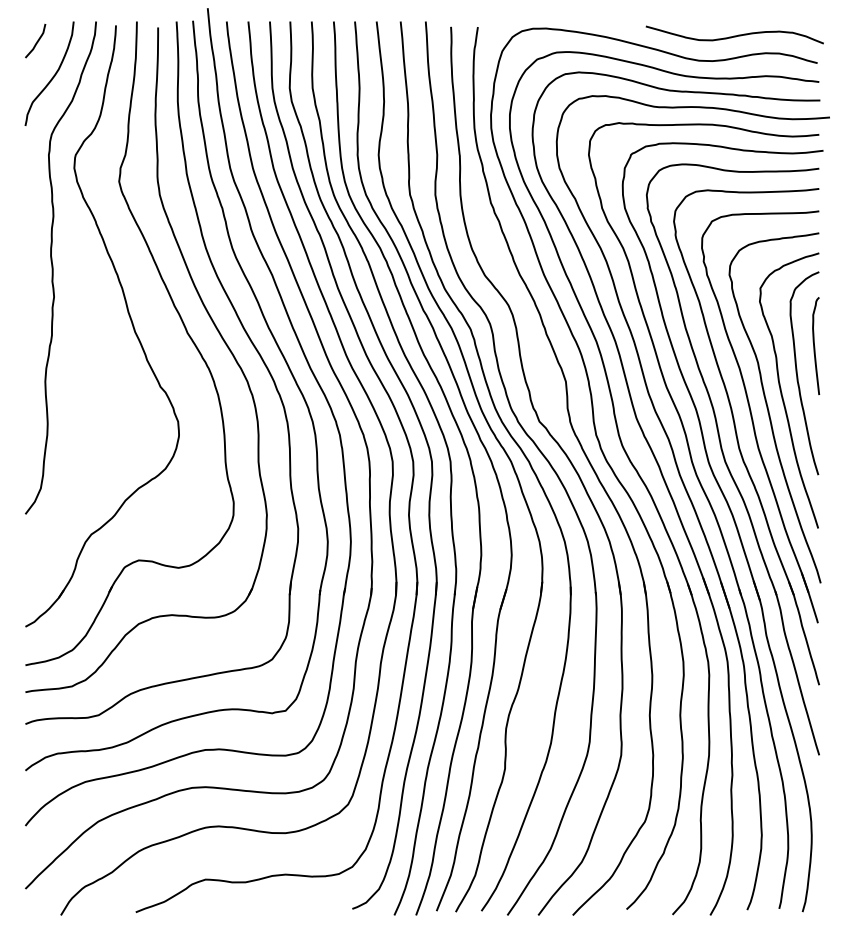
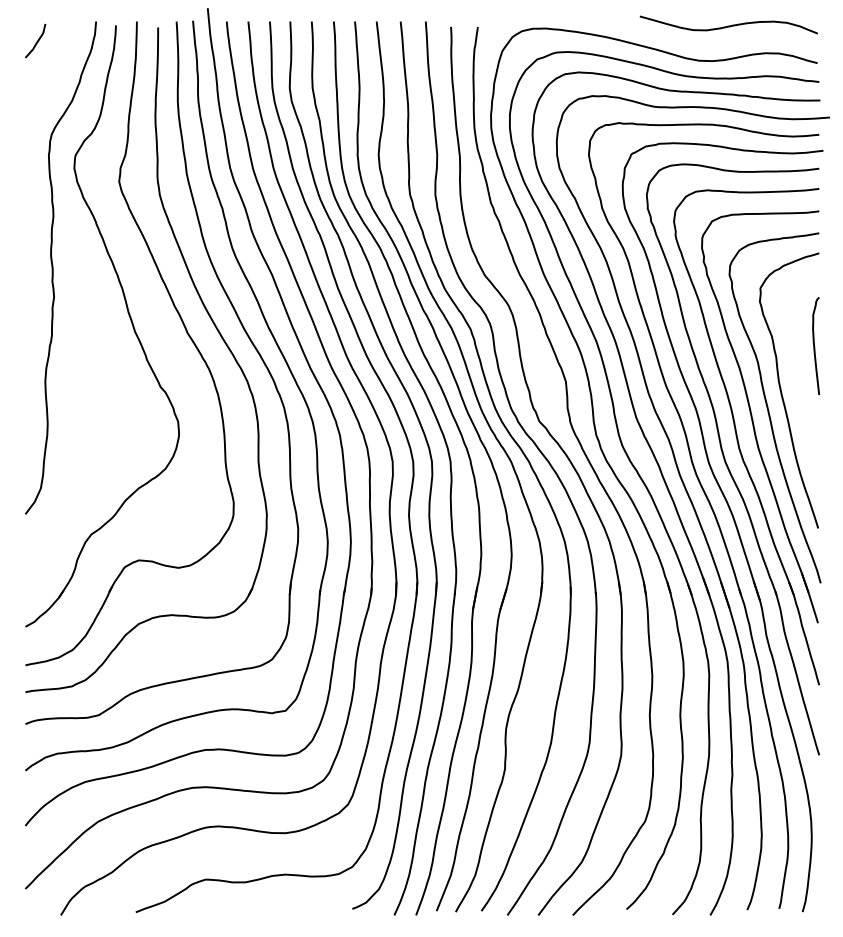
curve position: (734, 35) -> (728, 25) (728, 25)
curve: present -> none (52, 76)
curve: present -> none (798, 376)
